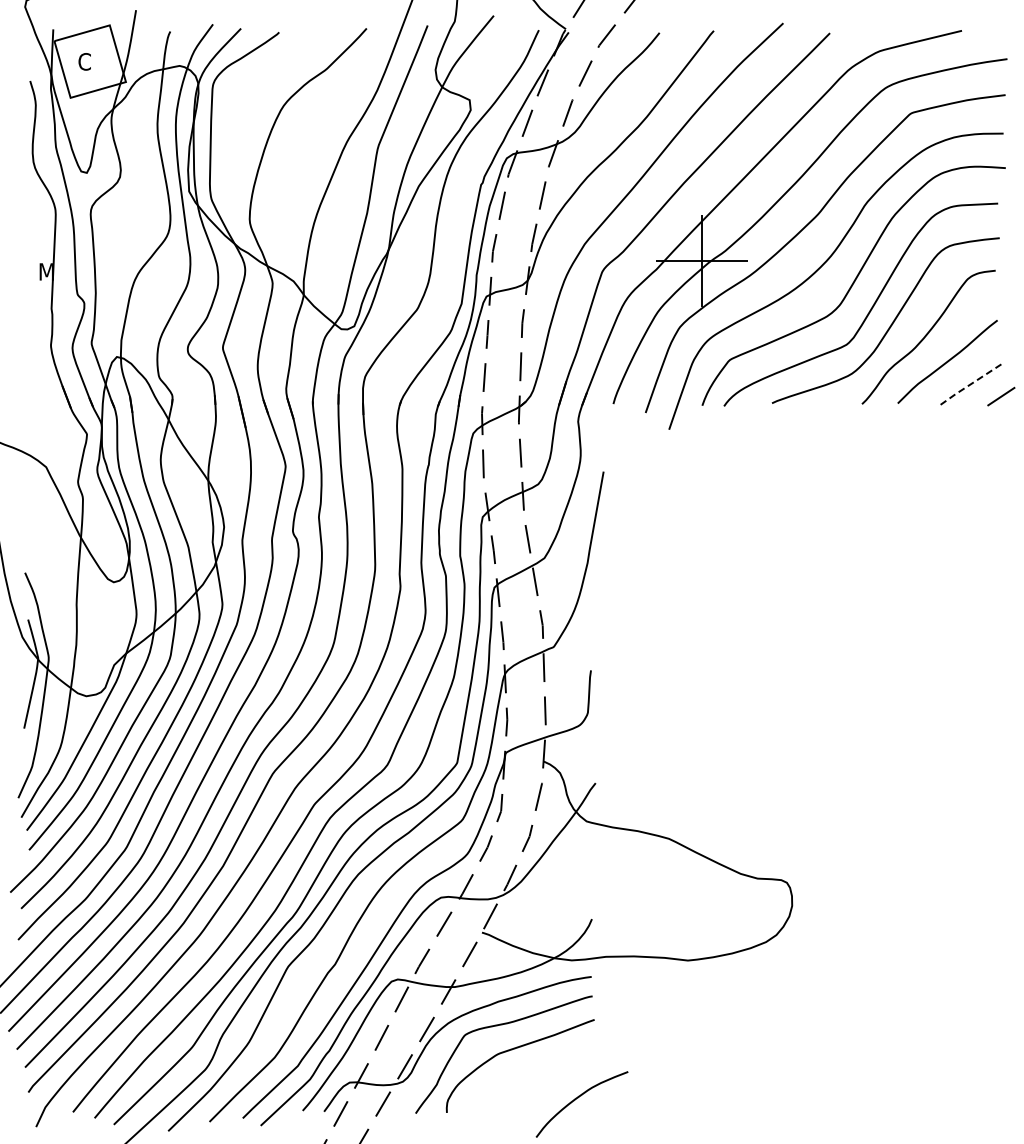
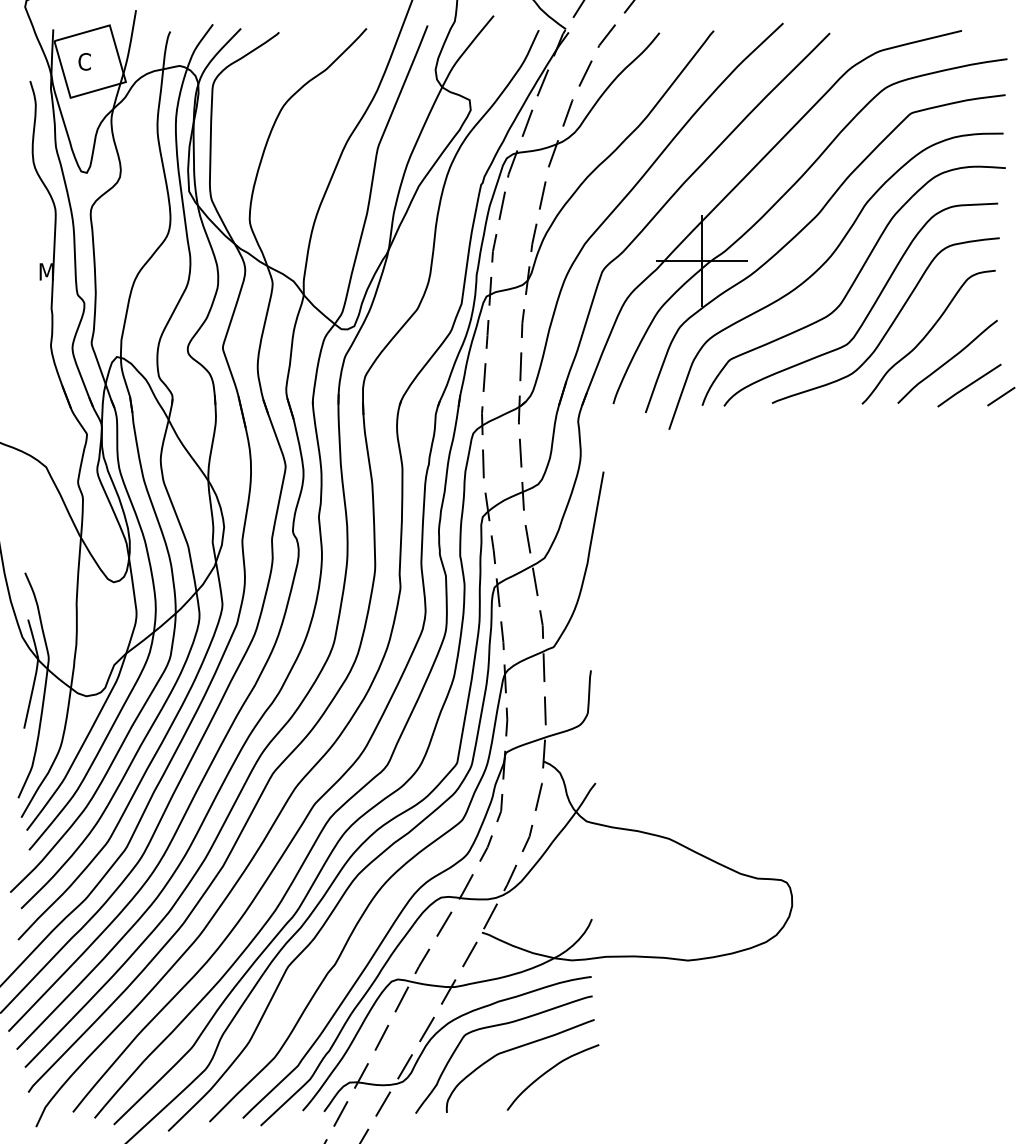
line: dashed -> solid (968, 385)
curve position: (578, 1098) -> (549, 1071) (549, 1071)
